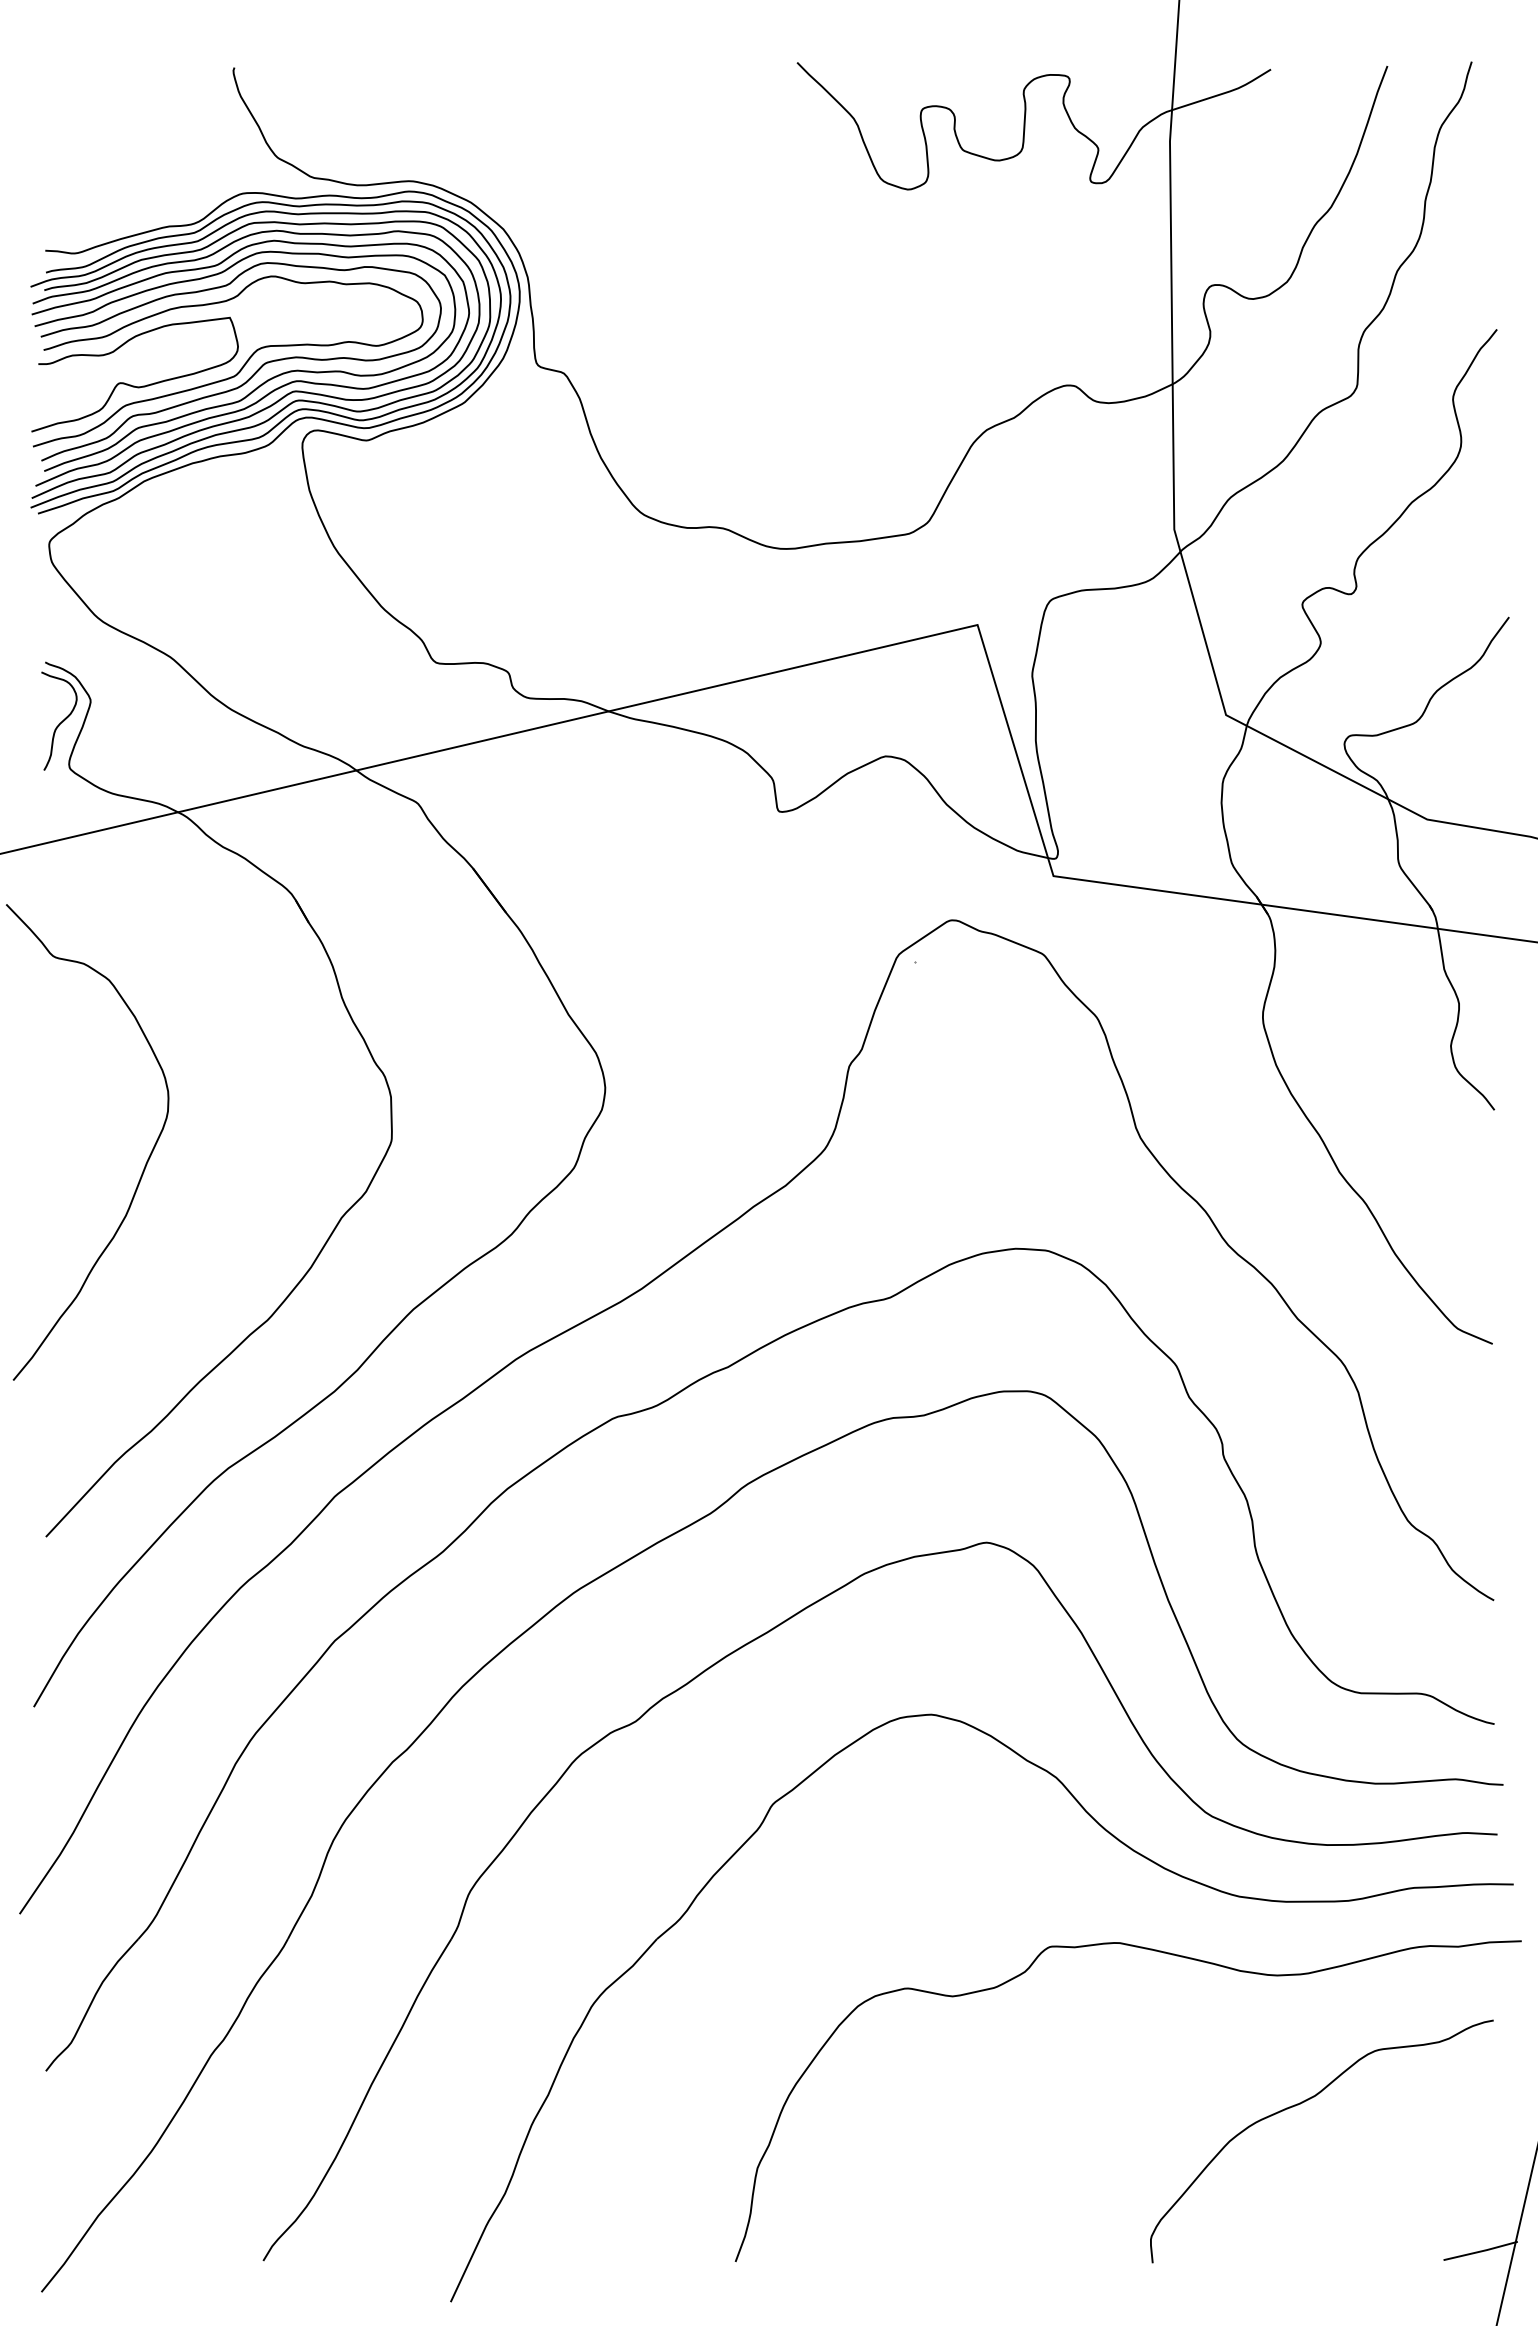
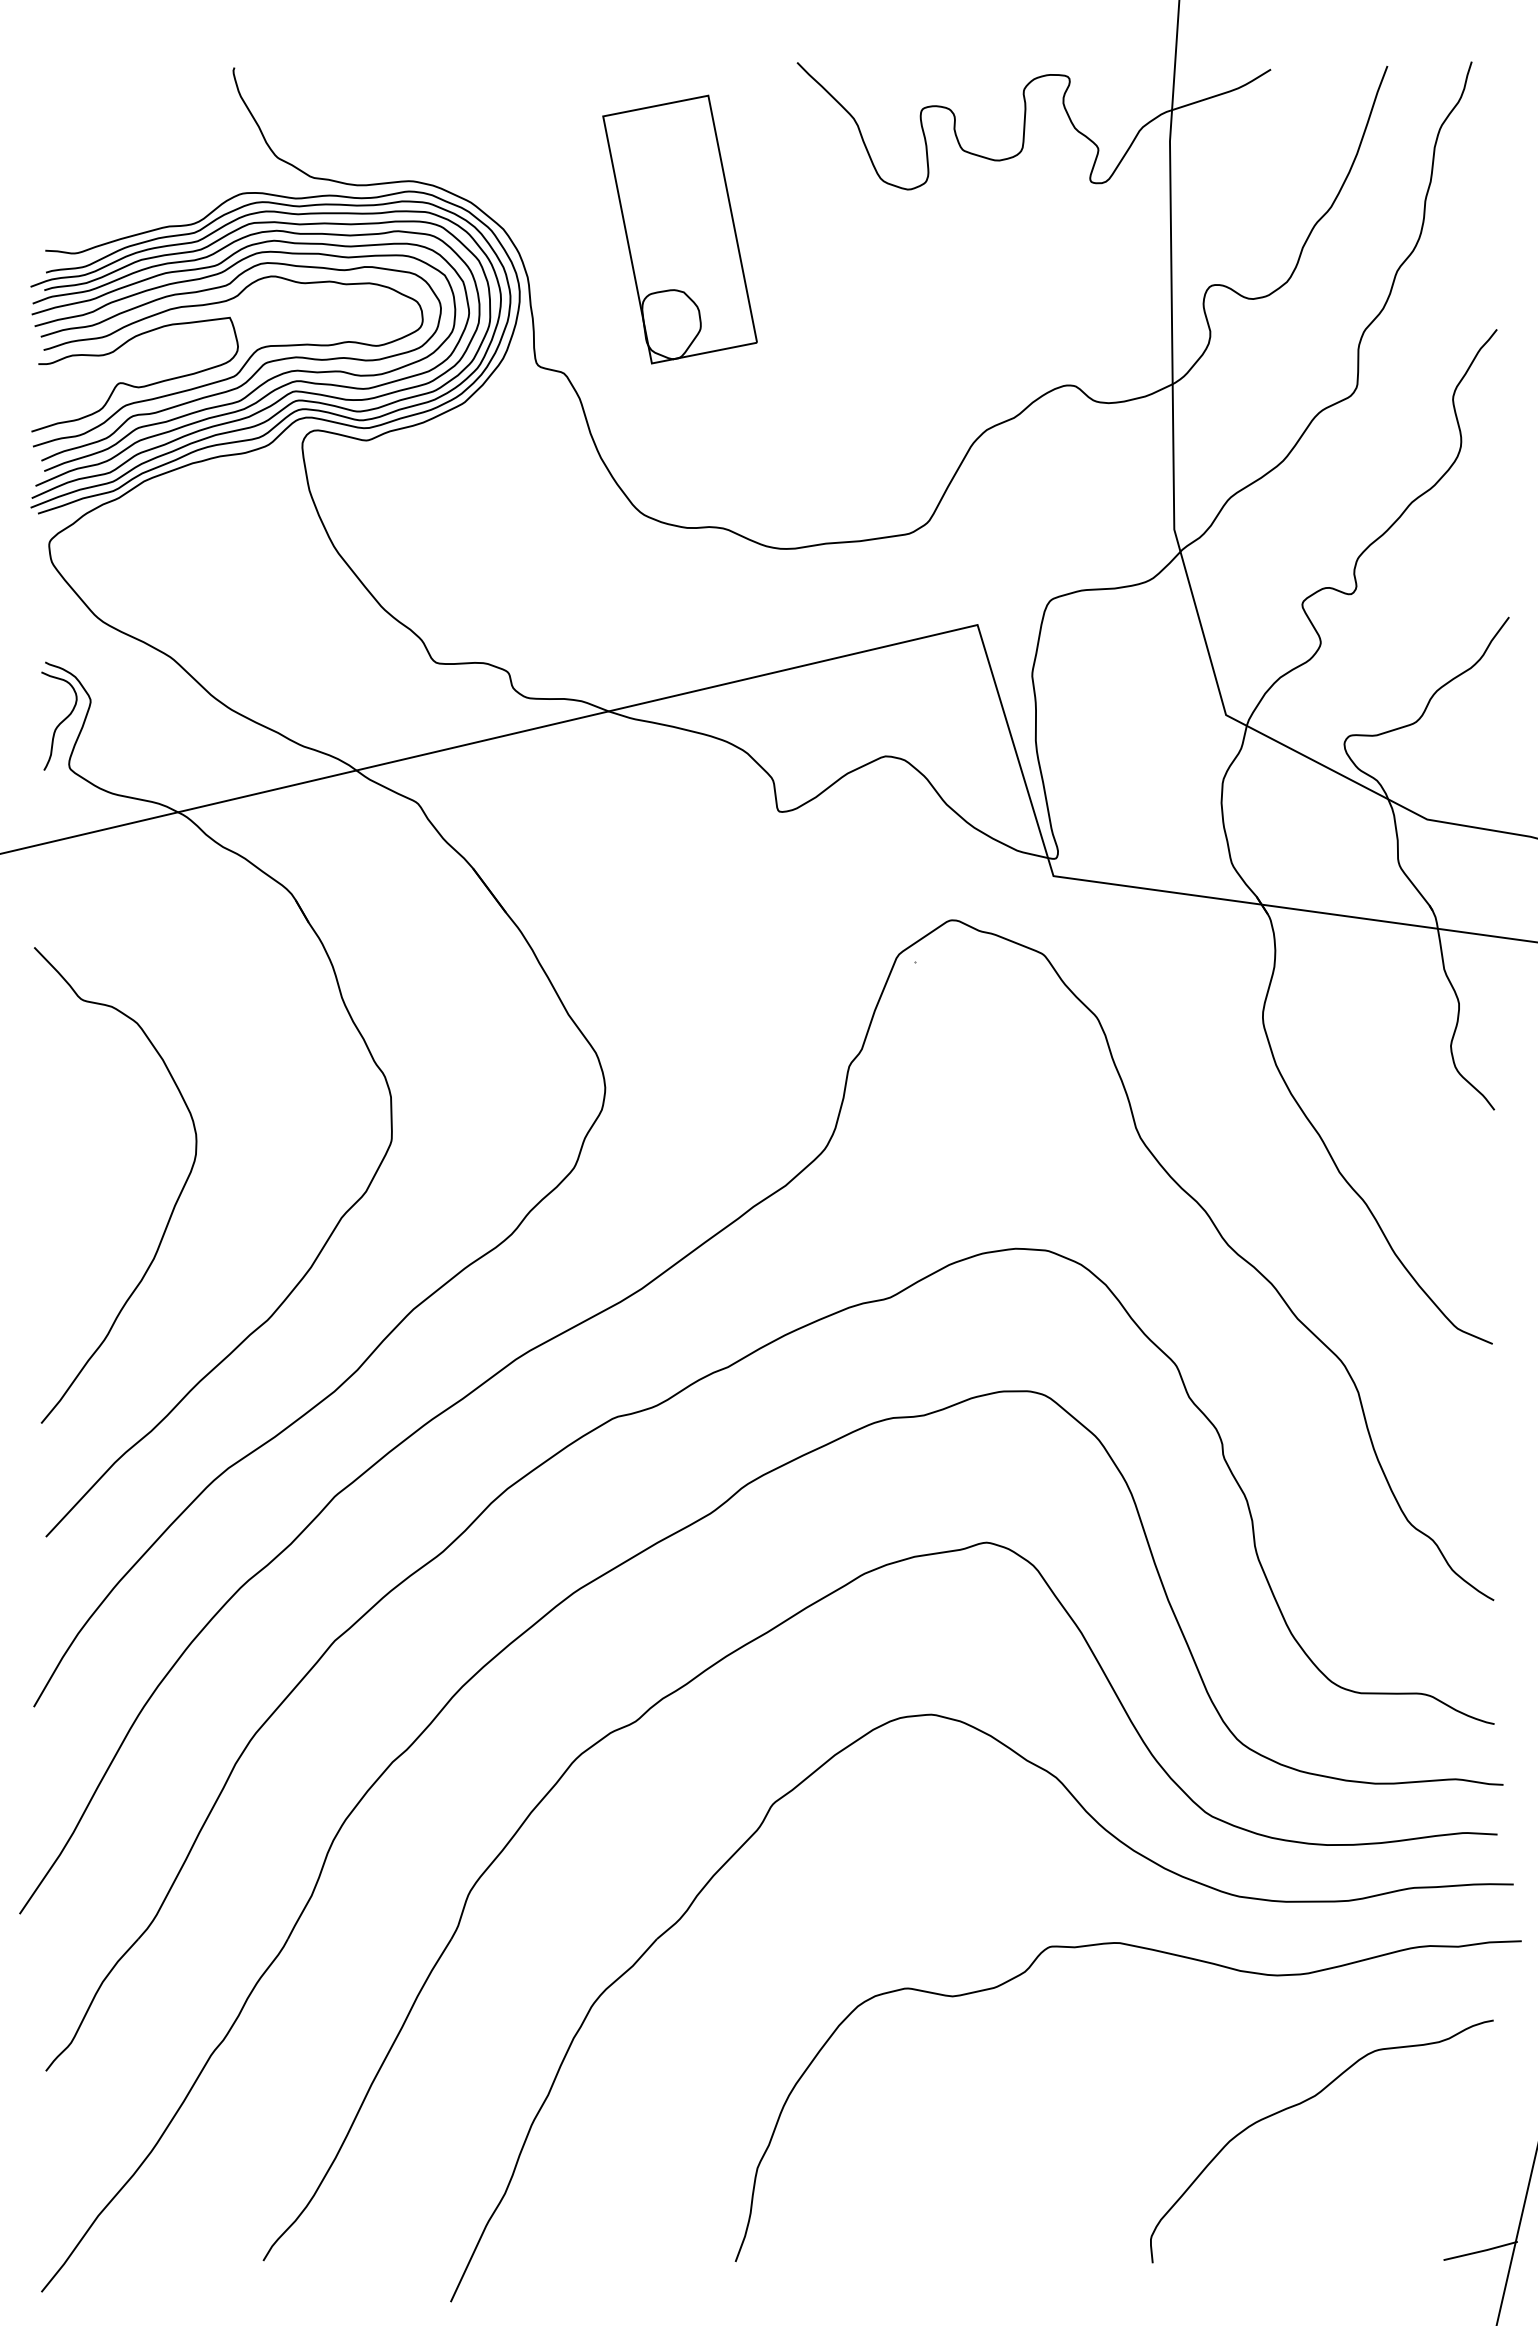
part: none -> present (679, 229)
curve position: (145, 1163) -> (173, 1206) (173, 1206)
